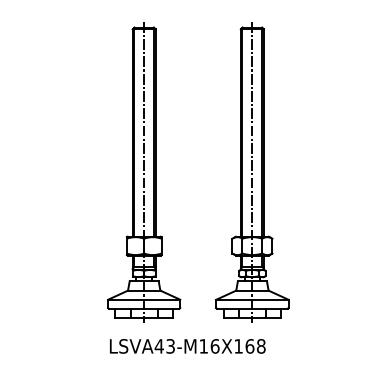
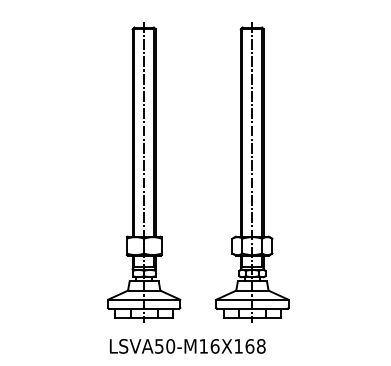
text: LSVA43-M16X168 -> LSVA50-M16X168 (164, 346)
